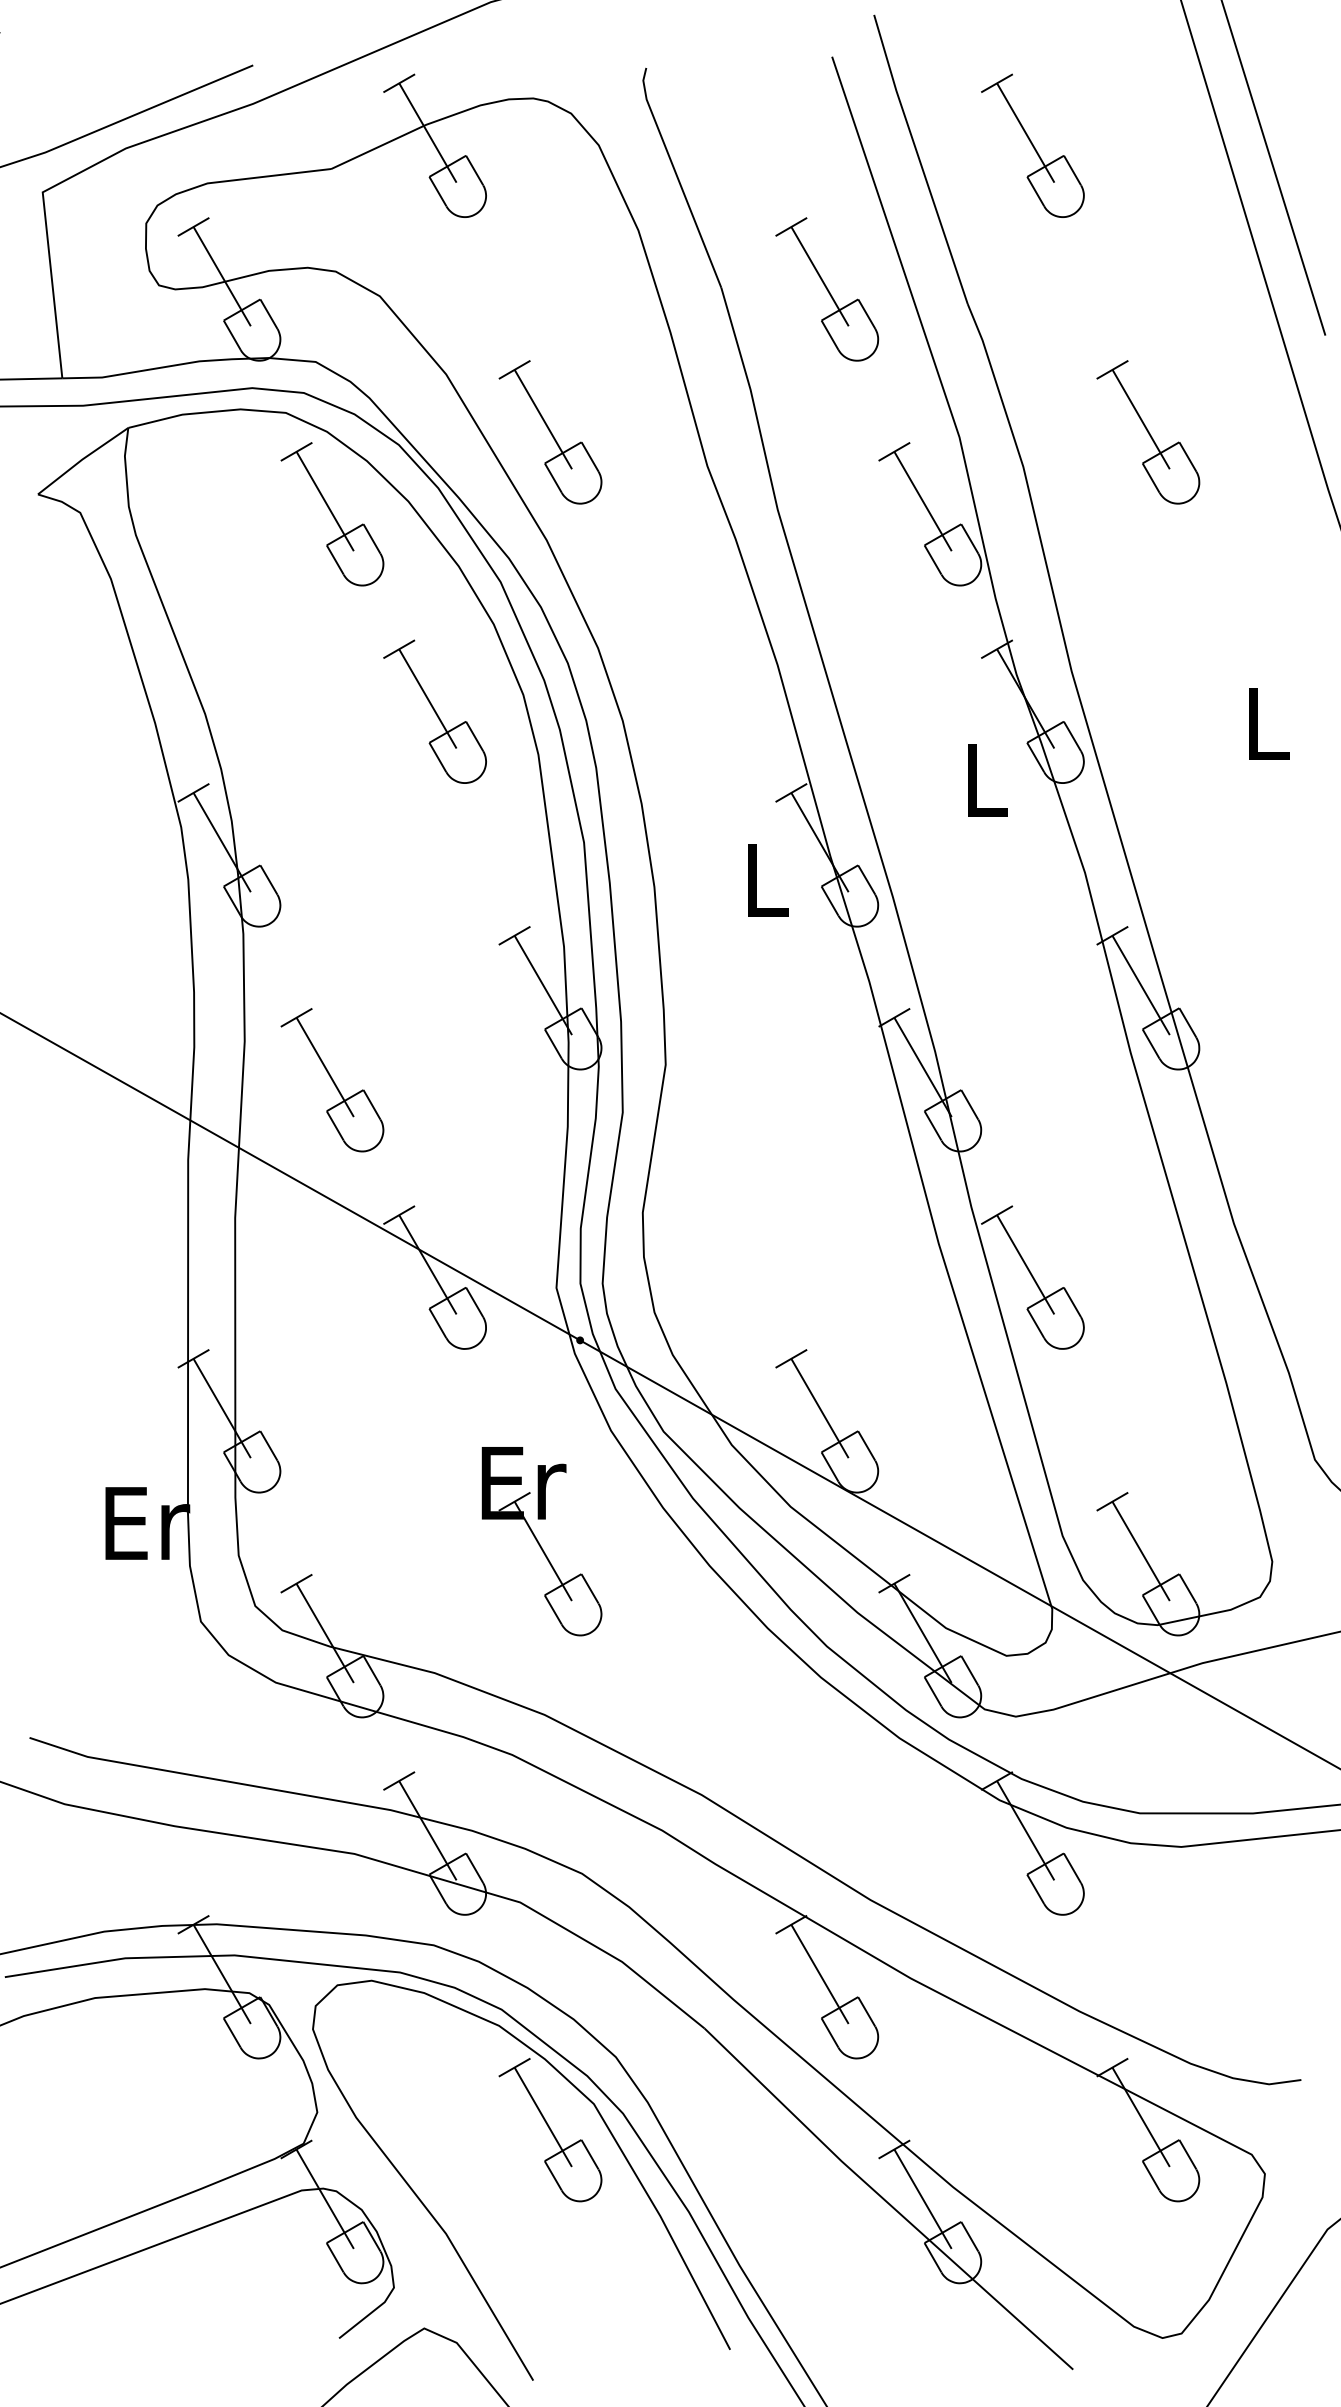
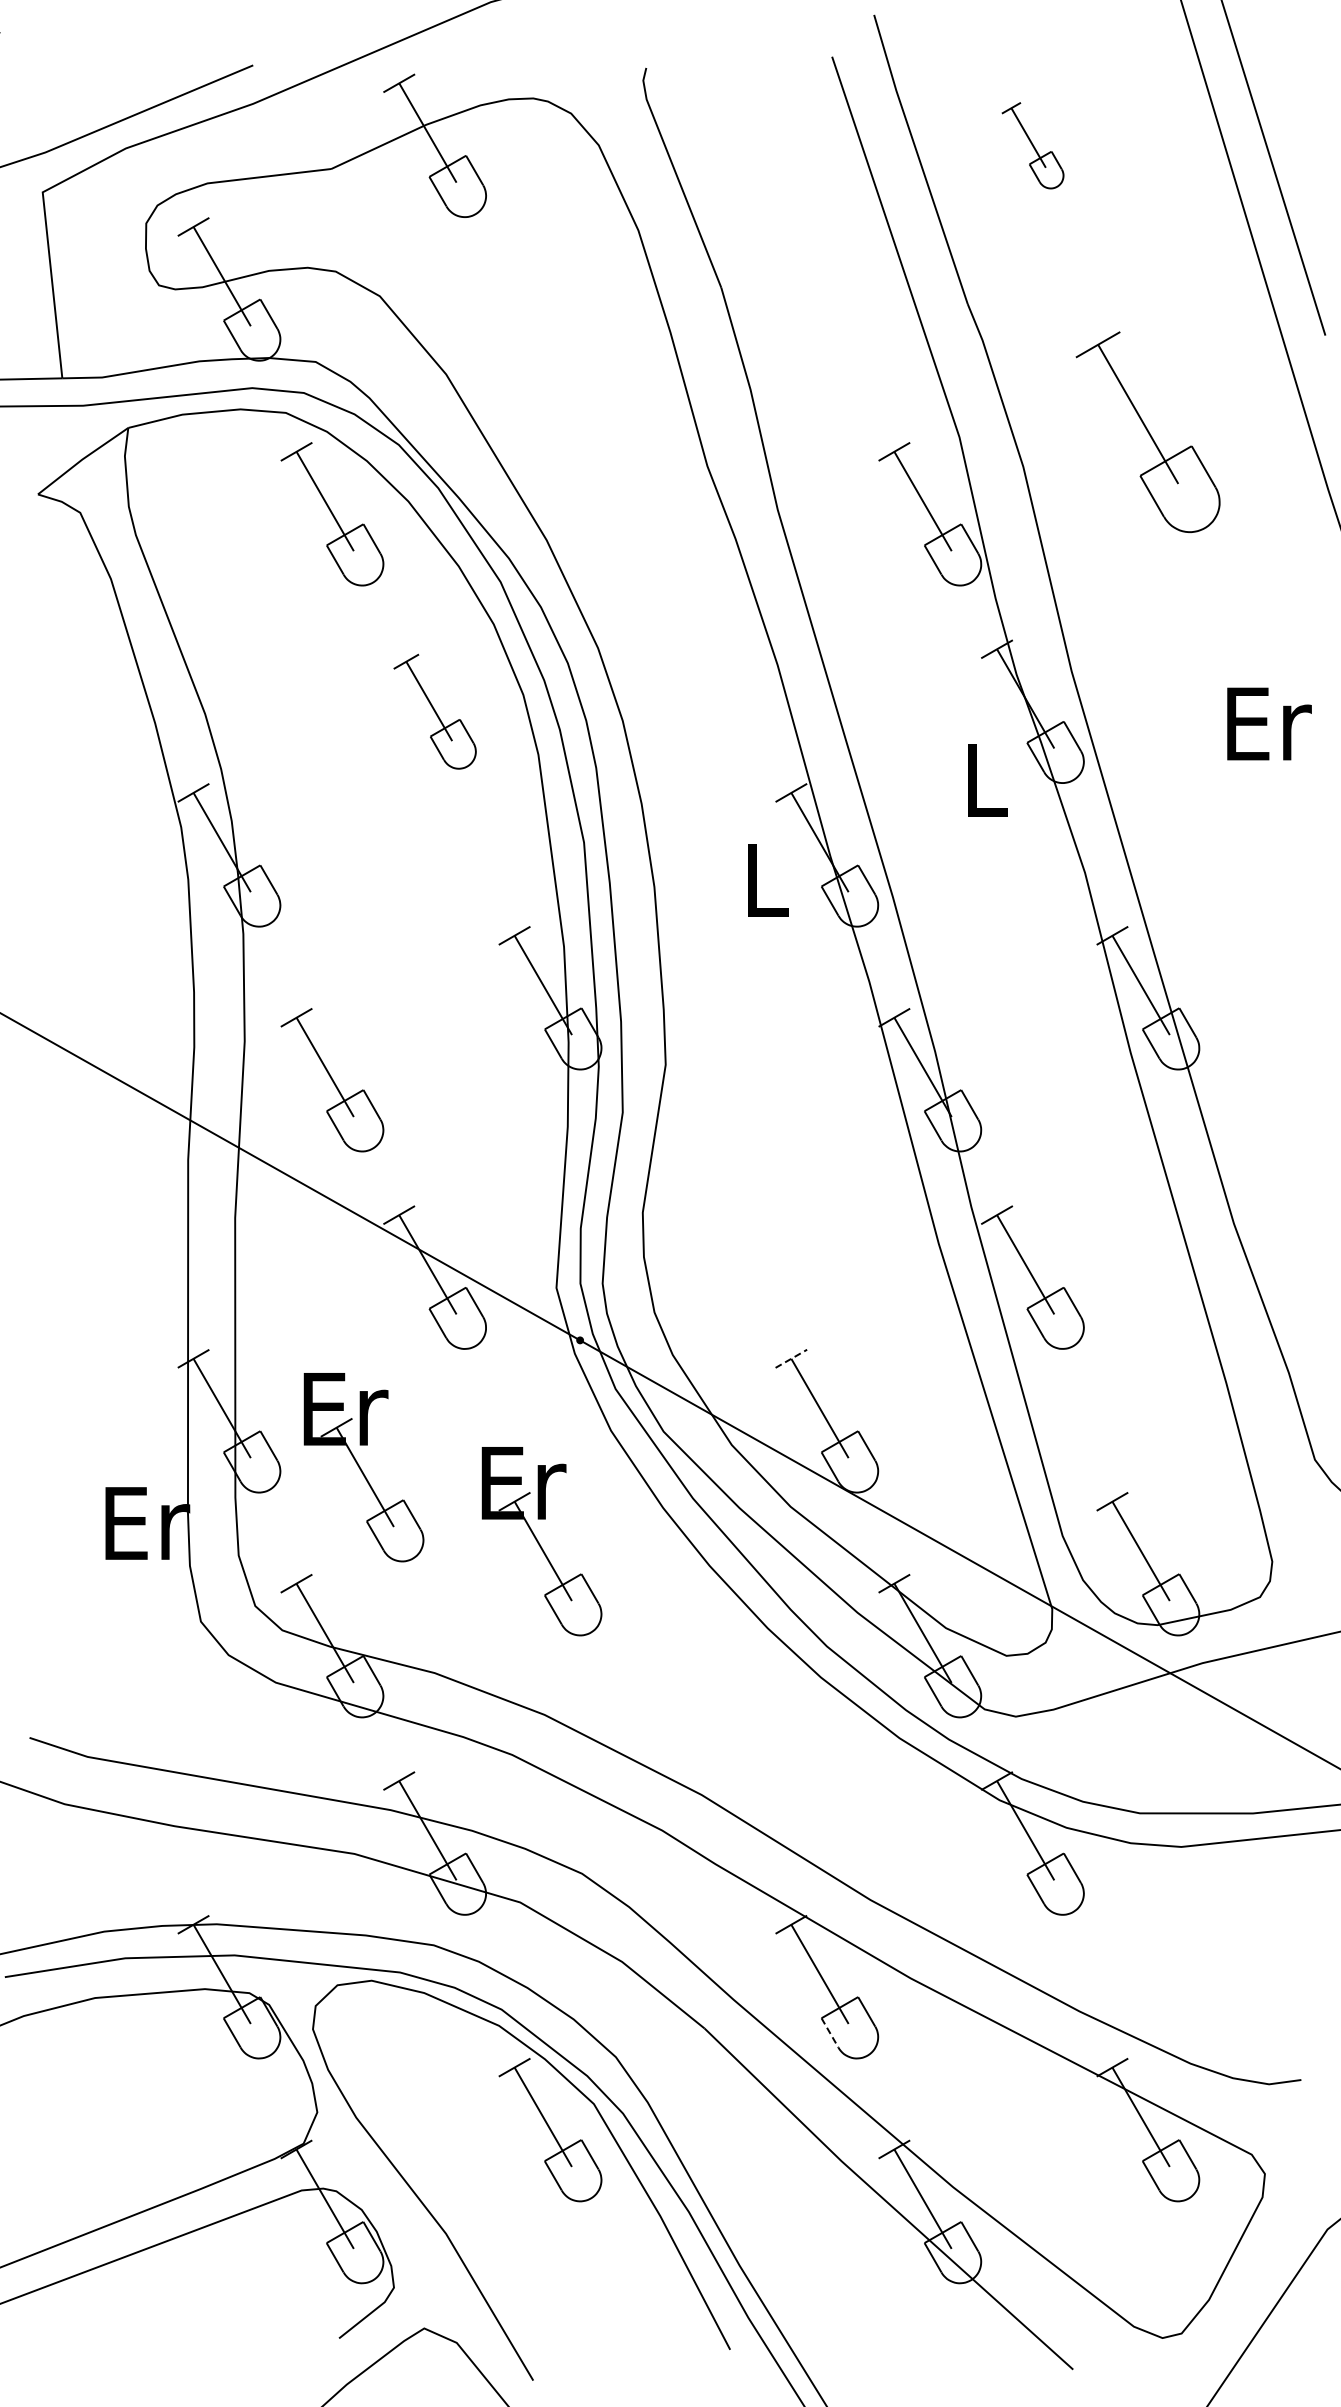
part size: 104x145 px -> 64x88 px (1032, 145)
part: present -> none (827, 289)
part: present -> none (550, 432)
part size: 105x145 px -> 146x202 px (1147, 431)
part size: 104x145 px -> 84x117 px (434, 711)
text: L -> Er (1269, 723)
line: solid -> dashed (791, 1358)
part: none -> present (363, 1467)
line: solid -> dashed (830, 2032)
